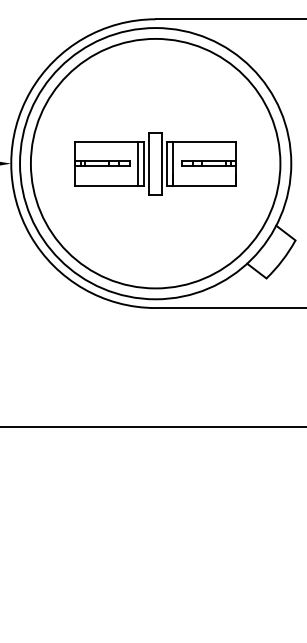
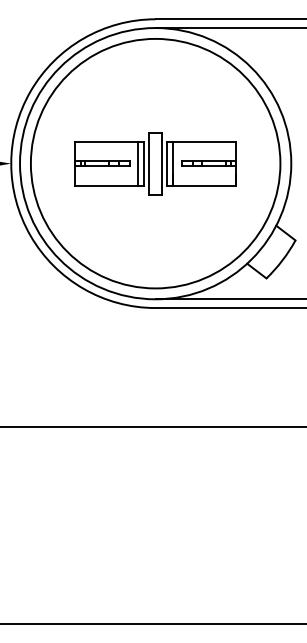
line: none -> present (229, 28)
line: none -> present (229, 299)
line: none -> present (152, 623)
